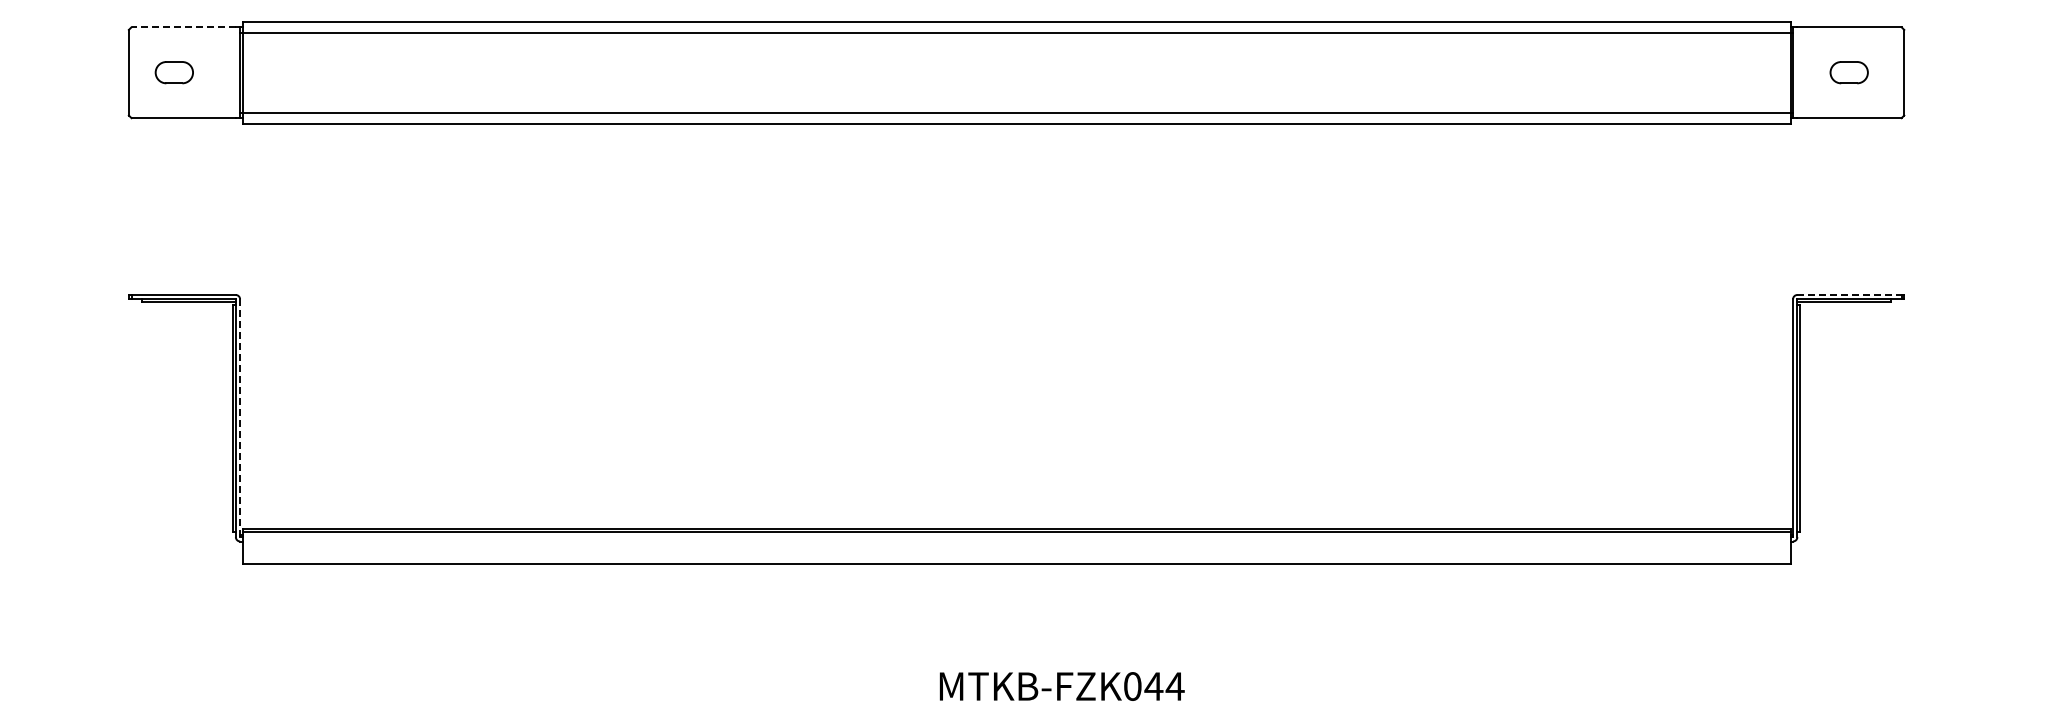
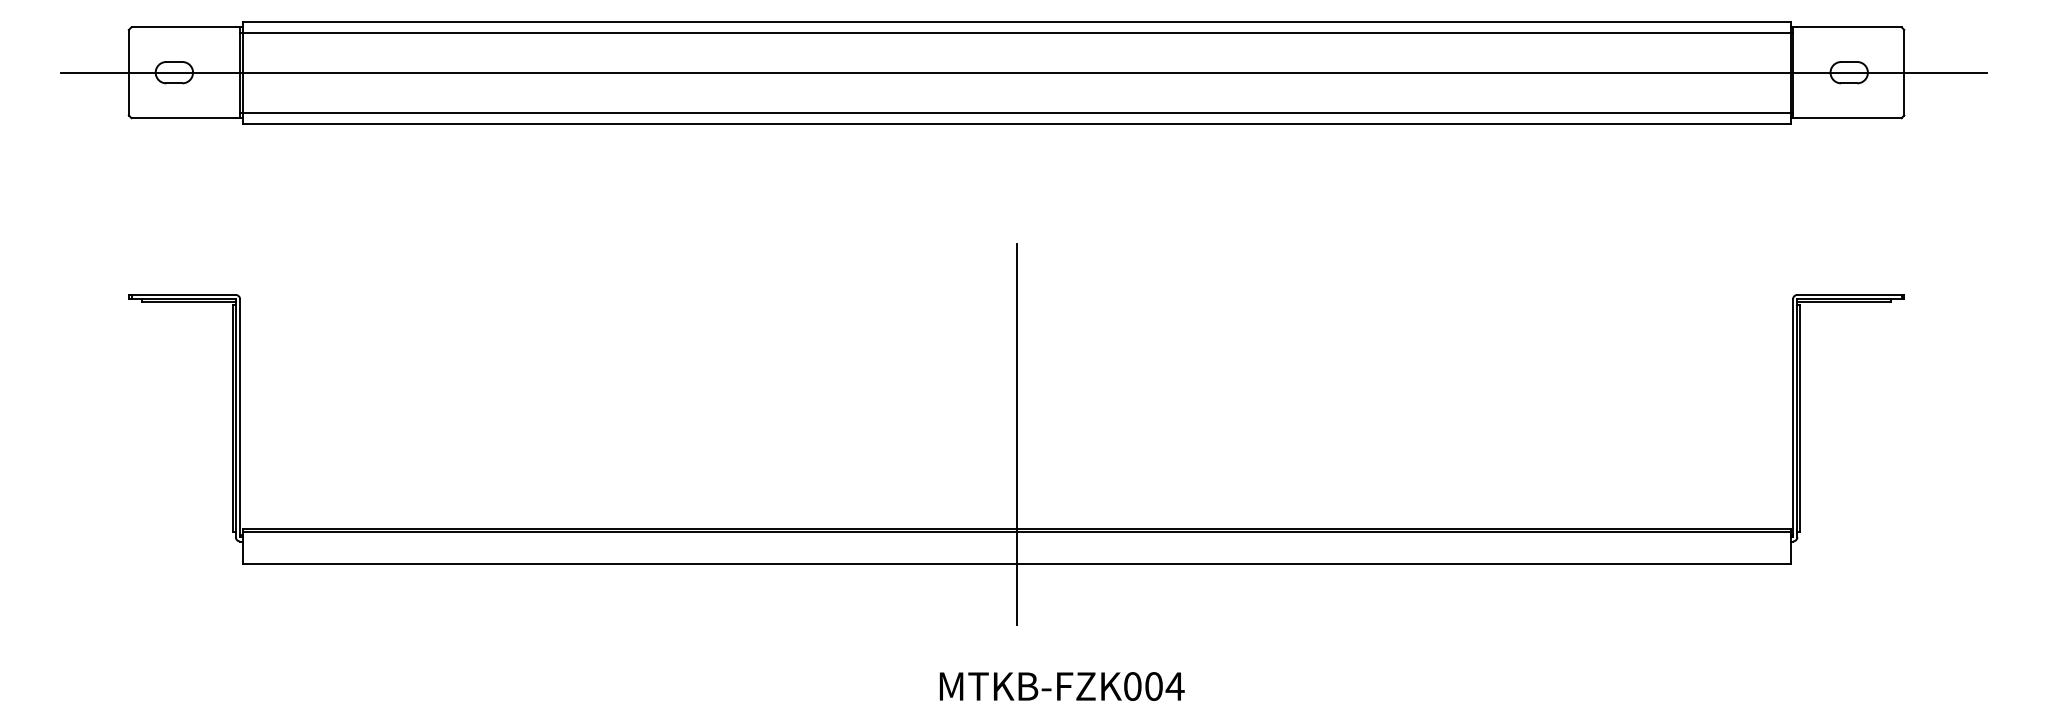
line: dashed -> solid (183, 27)
line: none -> present (1023, 72)
line: dashed -> solid (1849, 294)
line: dashed -> solid (240, 418)
line: none -> present (1016, 433)
text: MTKB-FZK044 -> MTKB-FZK004 (1153, 686)
